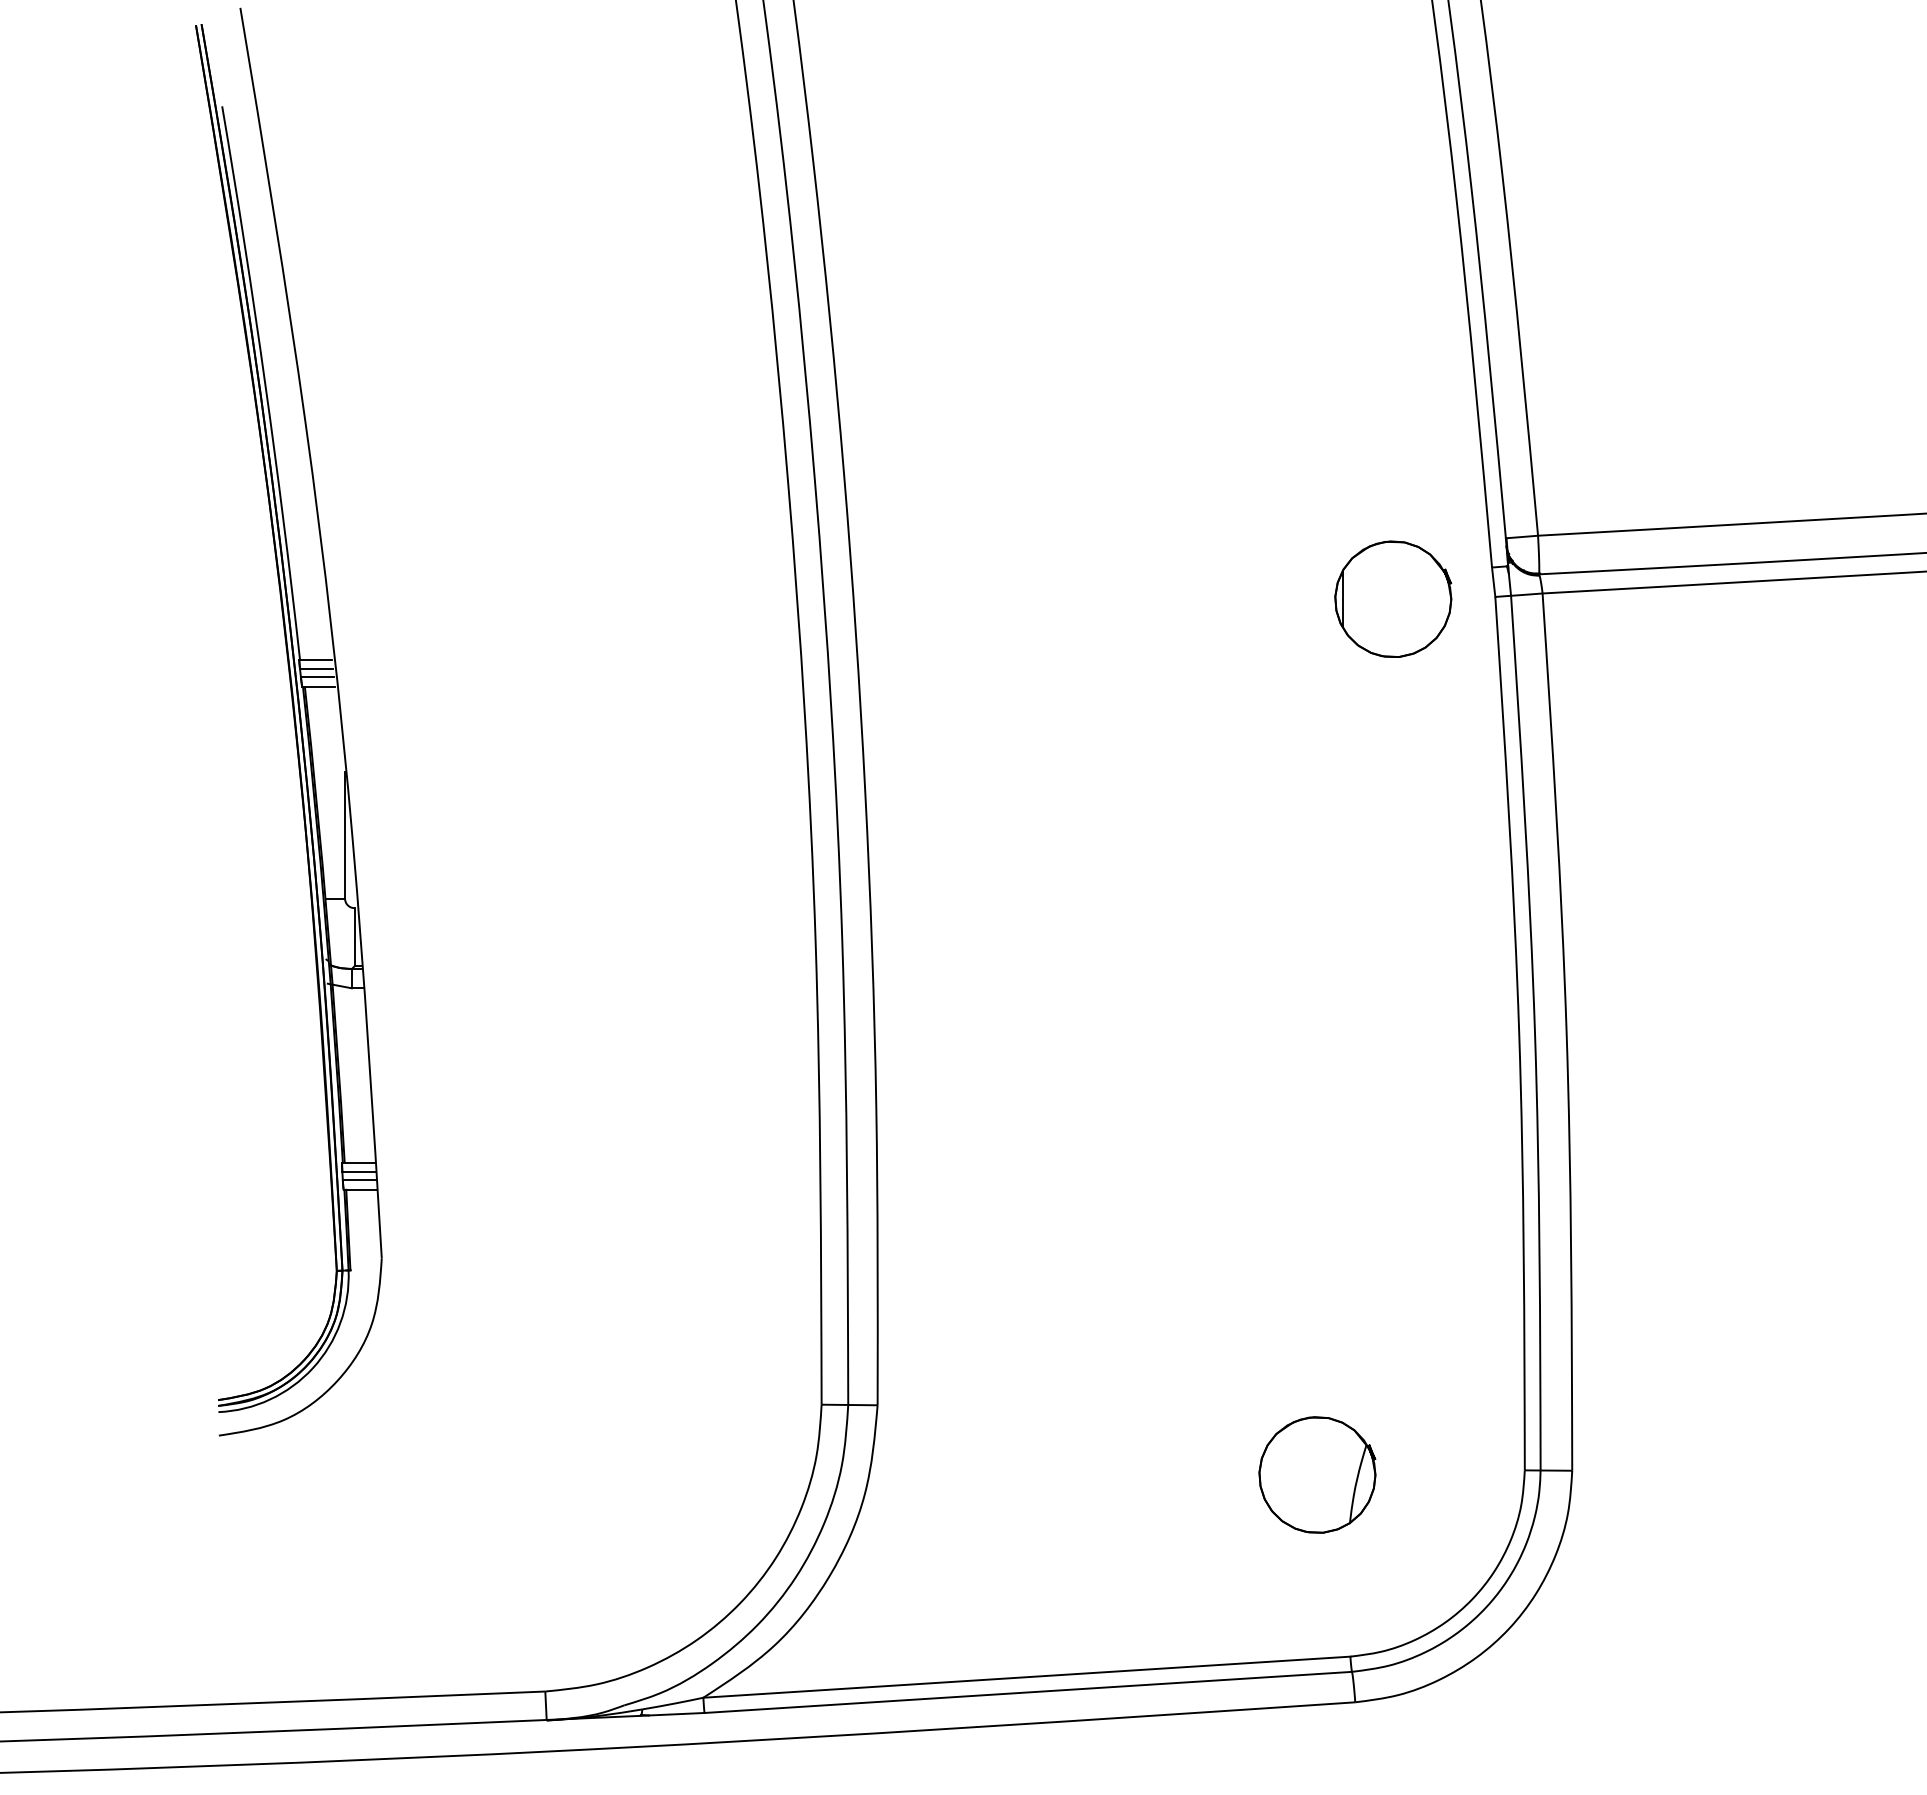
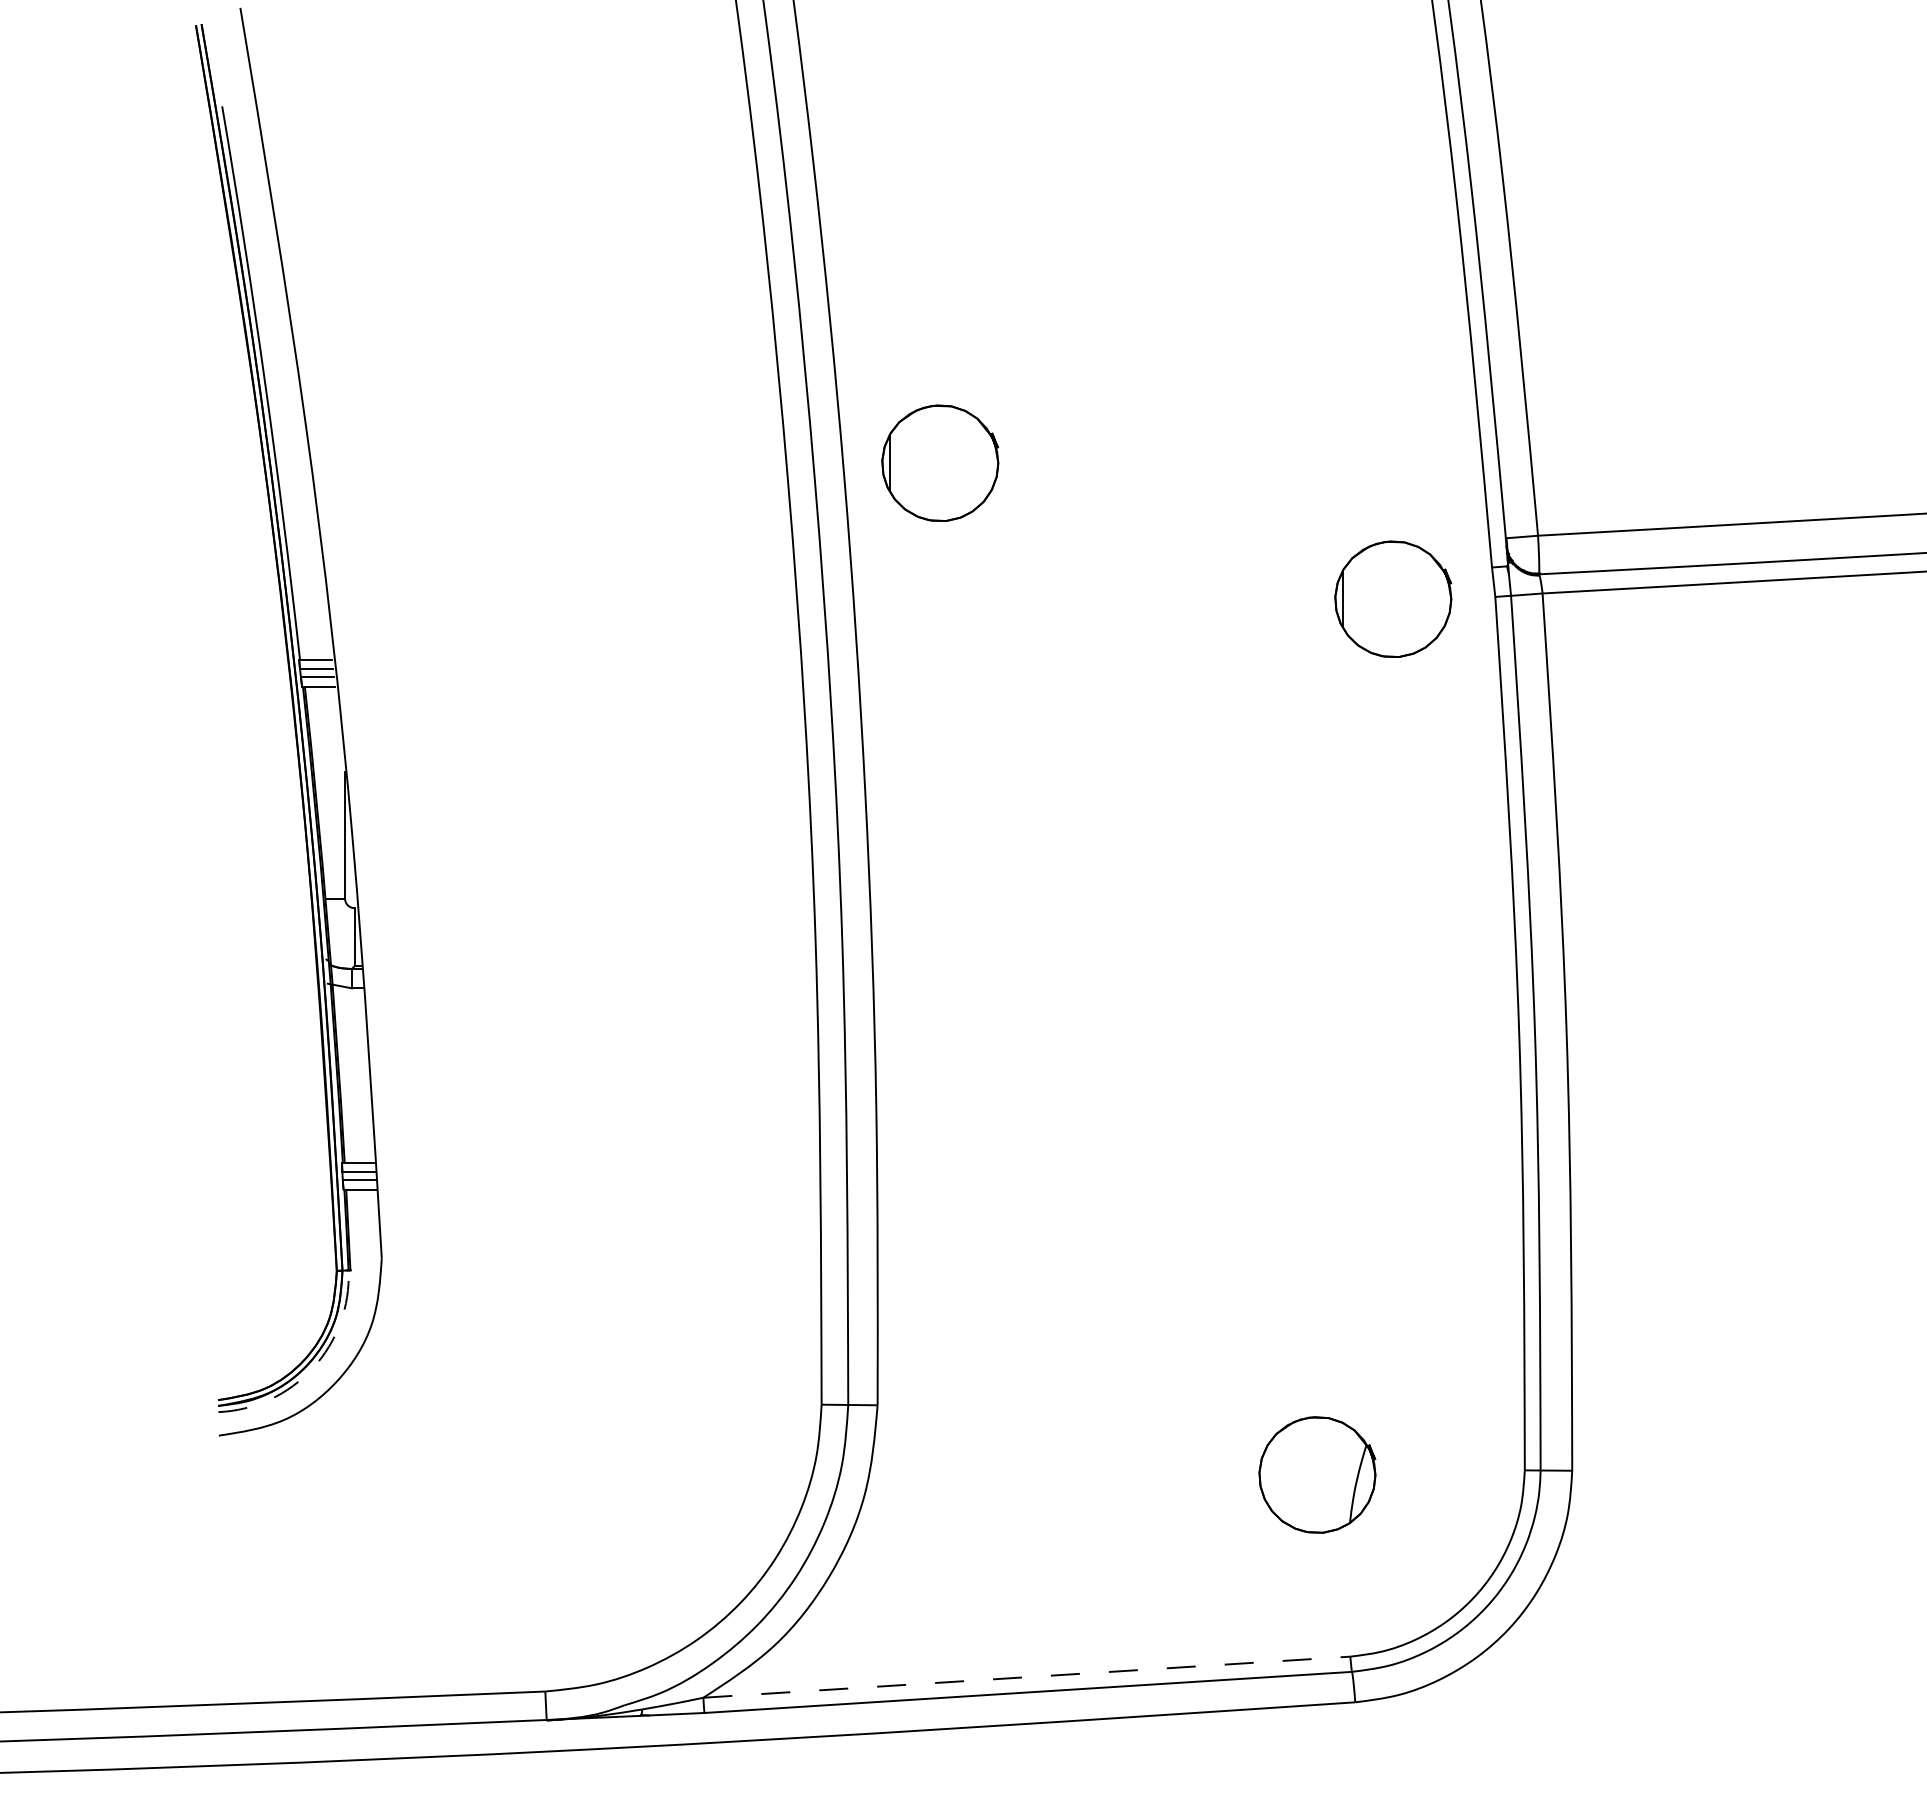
part: none -> present (940, 462)
arc: solid -> dashed (312, 1368)
line: solid -> dashed (1027, 1677)
